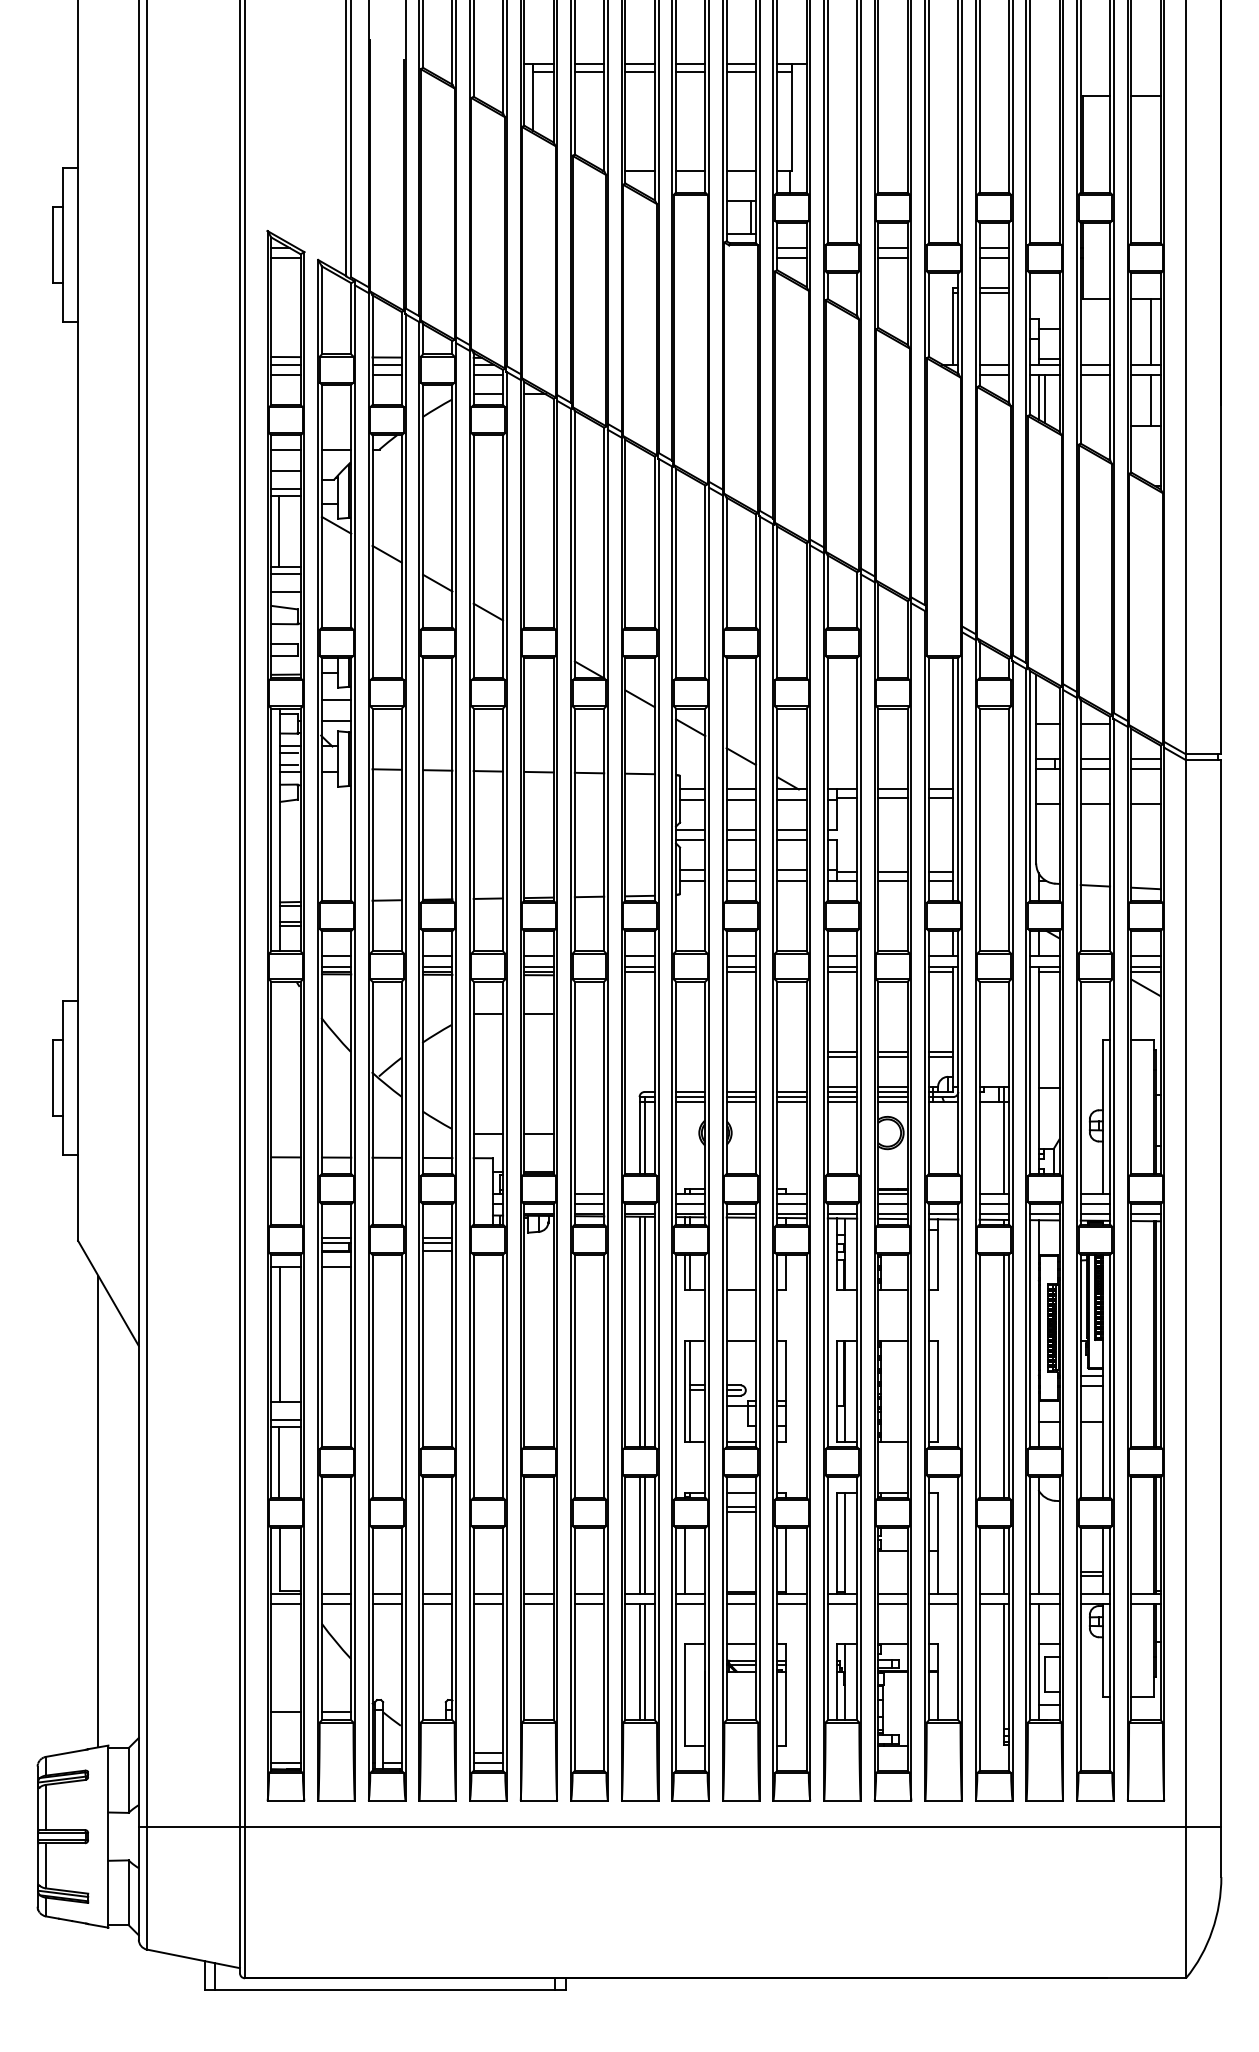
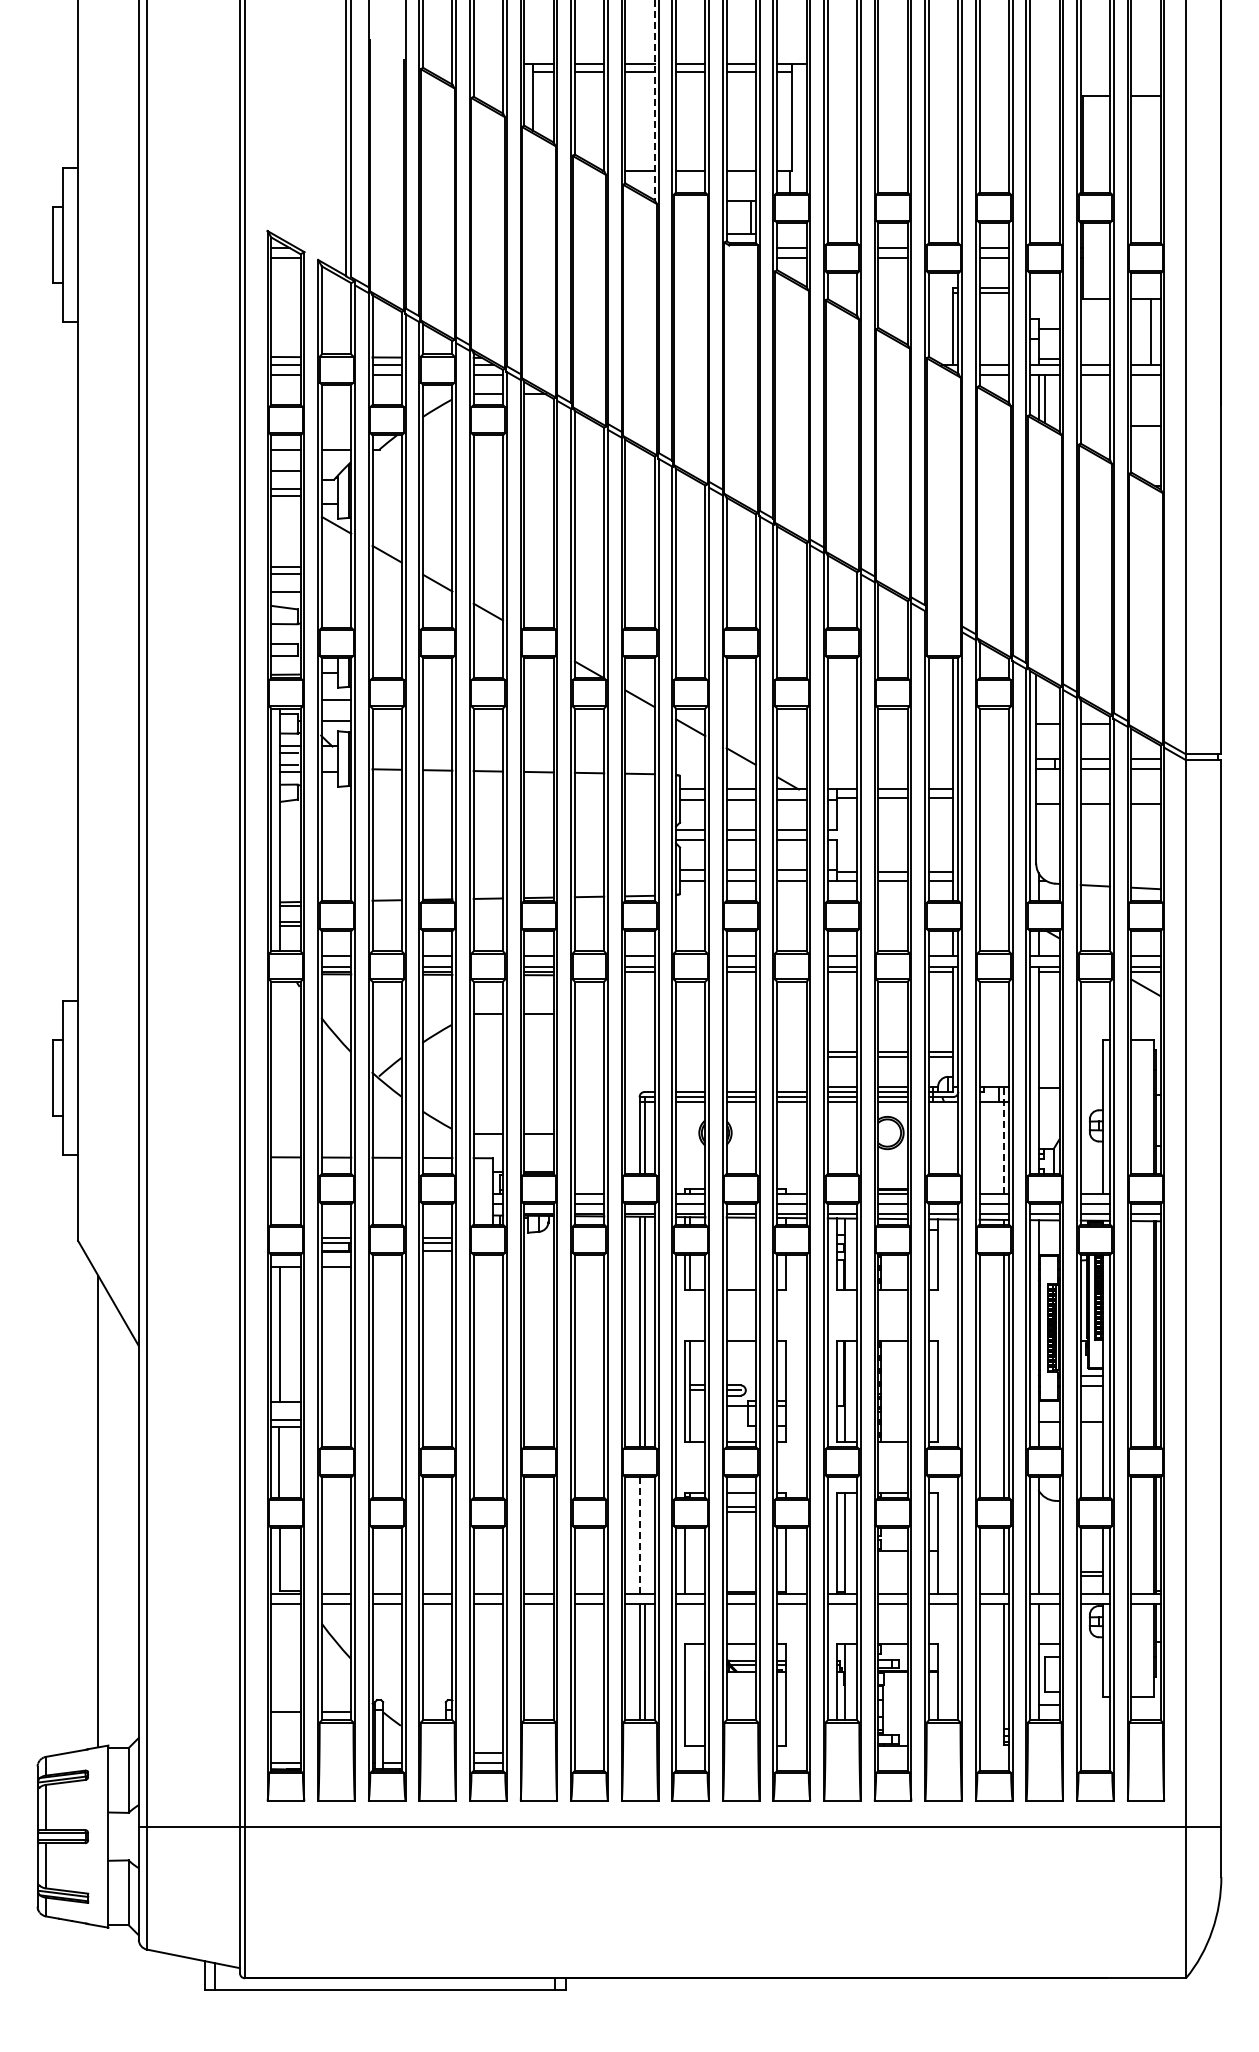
line: solid -> dashed (654, 100)
line: present -> none (1150, 399)
line: present -> none (279, 531)
line: solid -> dashed (1003, 1140)
line: solid -> dashed (639, 1535)
line: present -> none (644, 1535)
